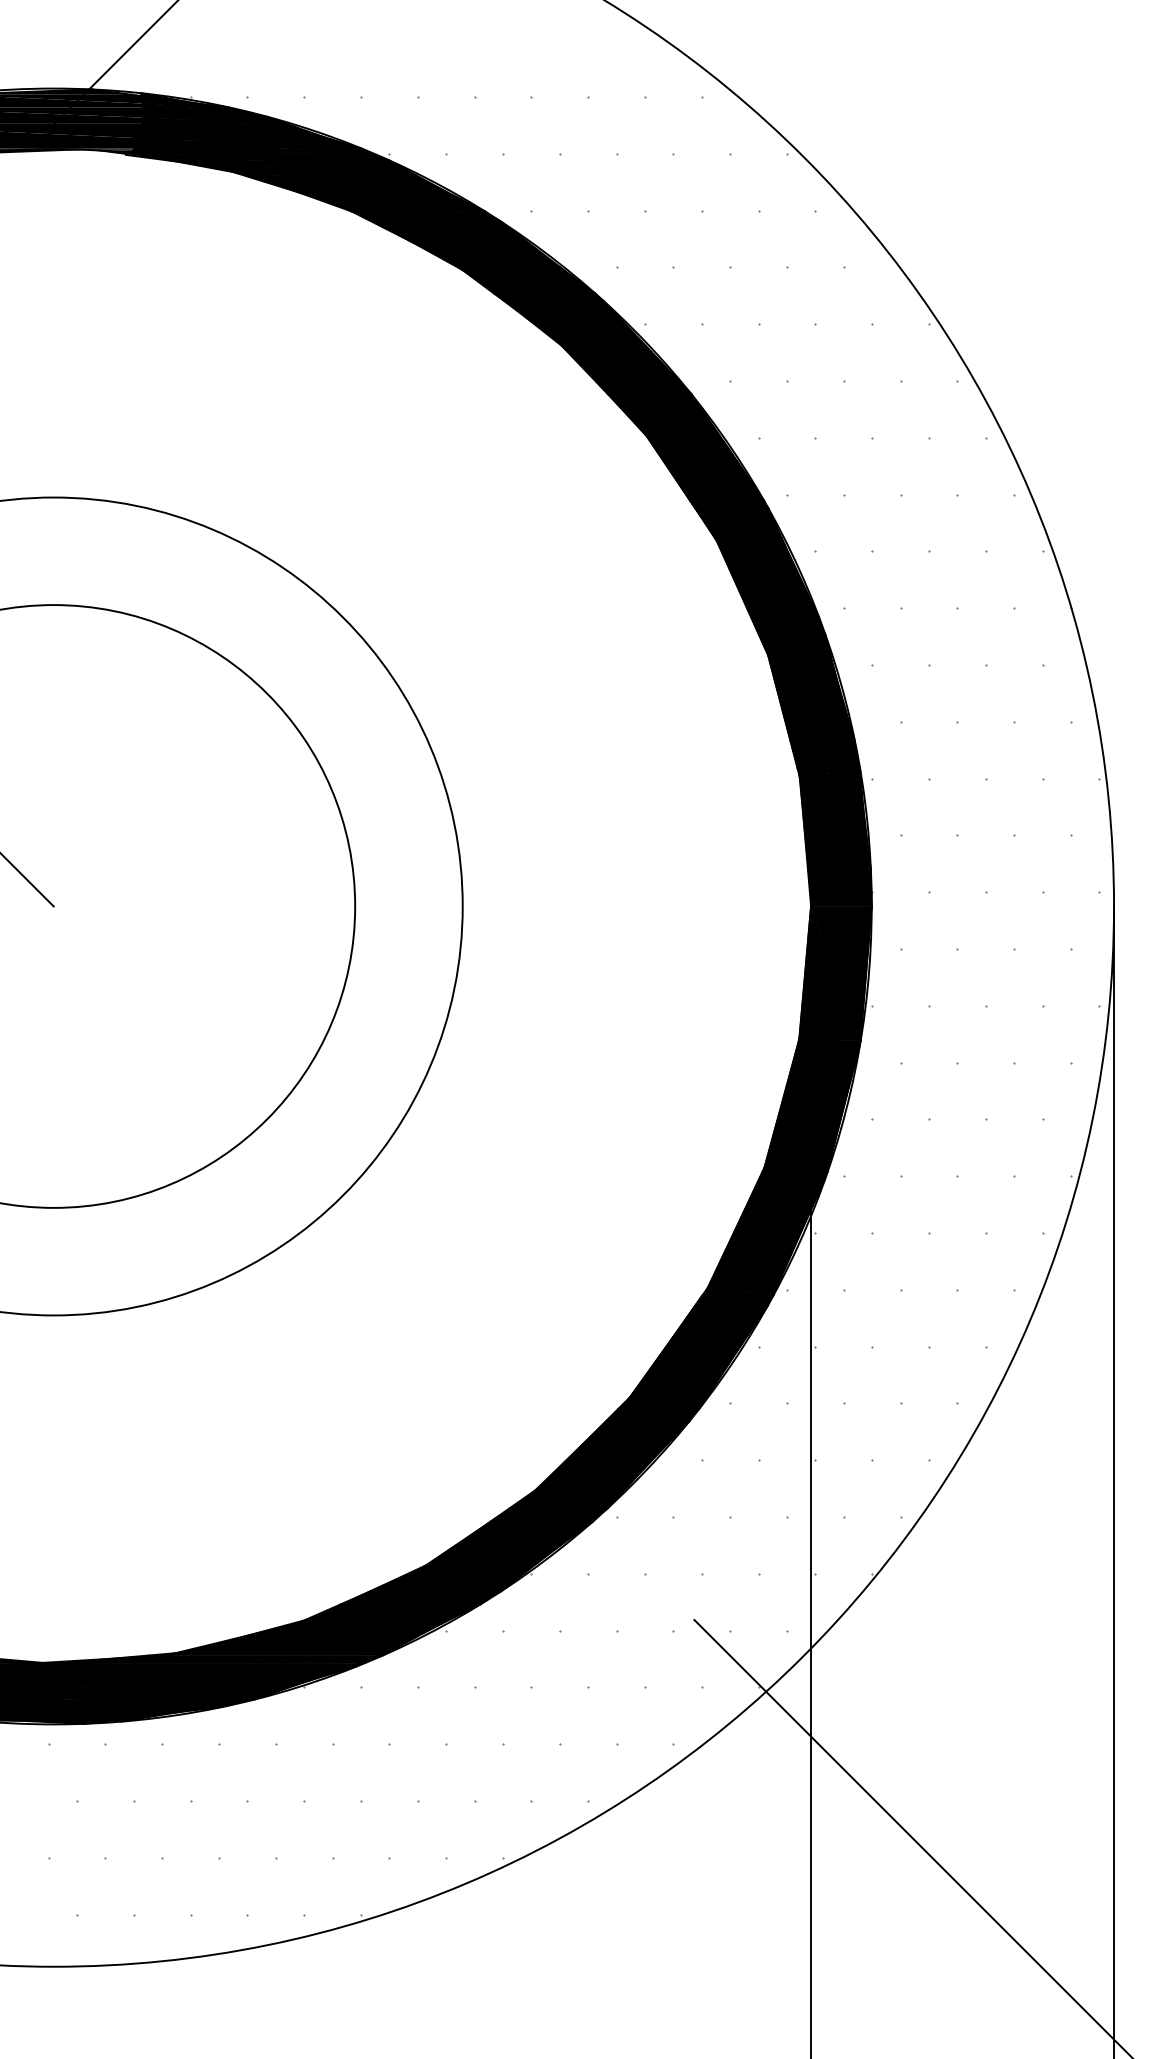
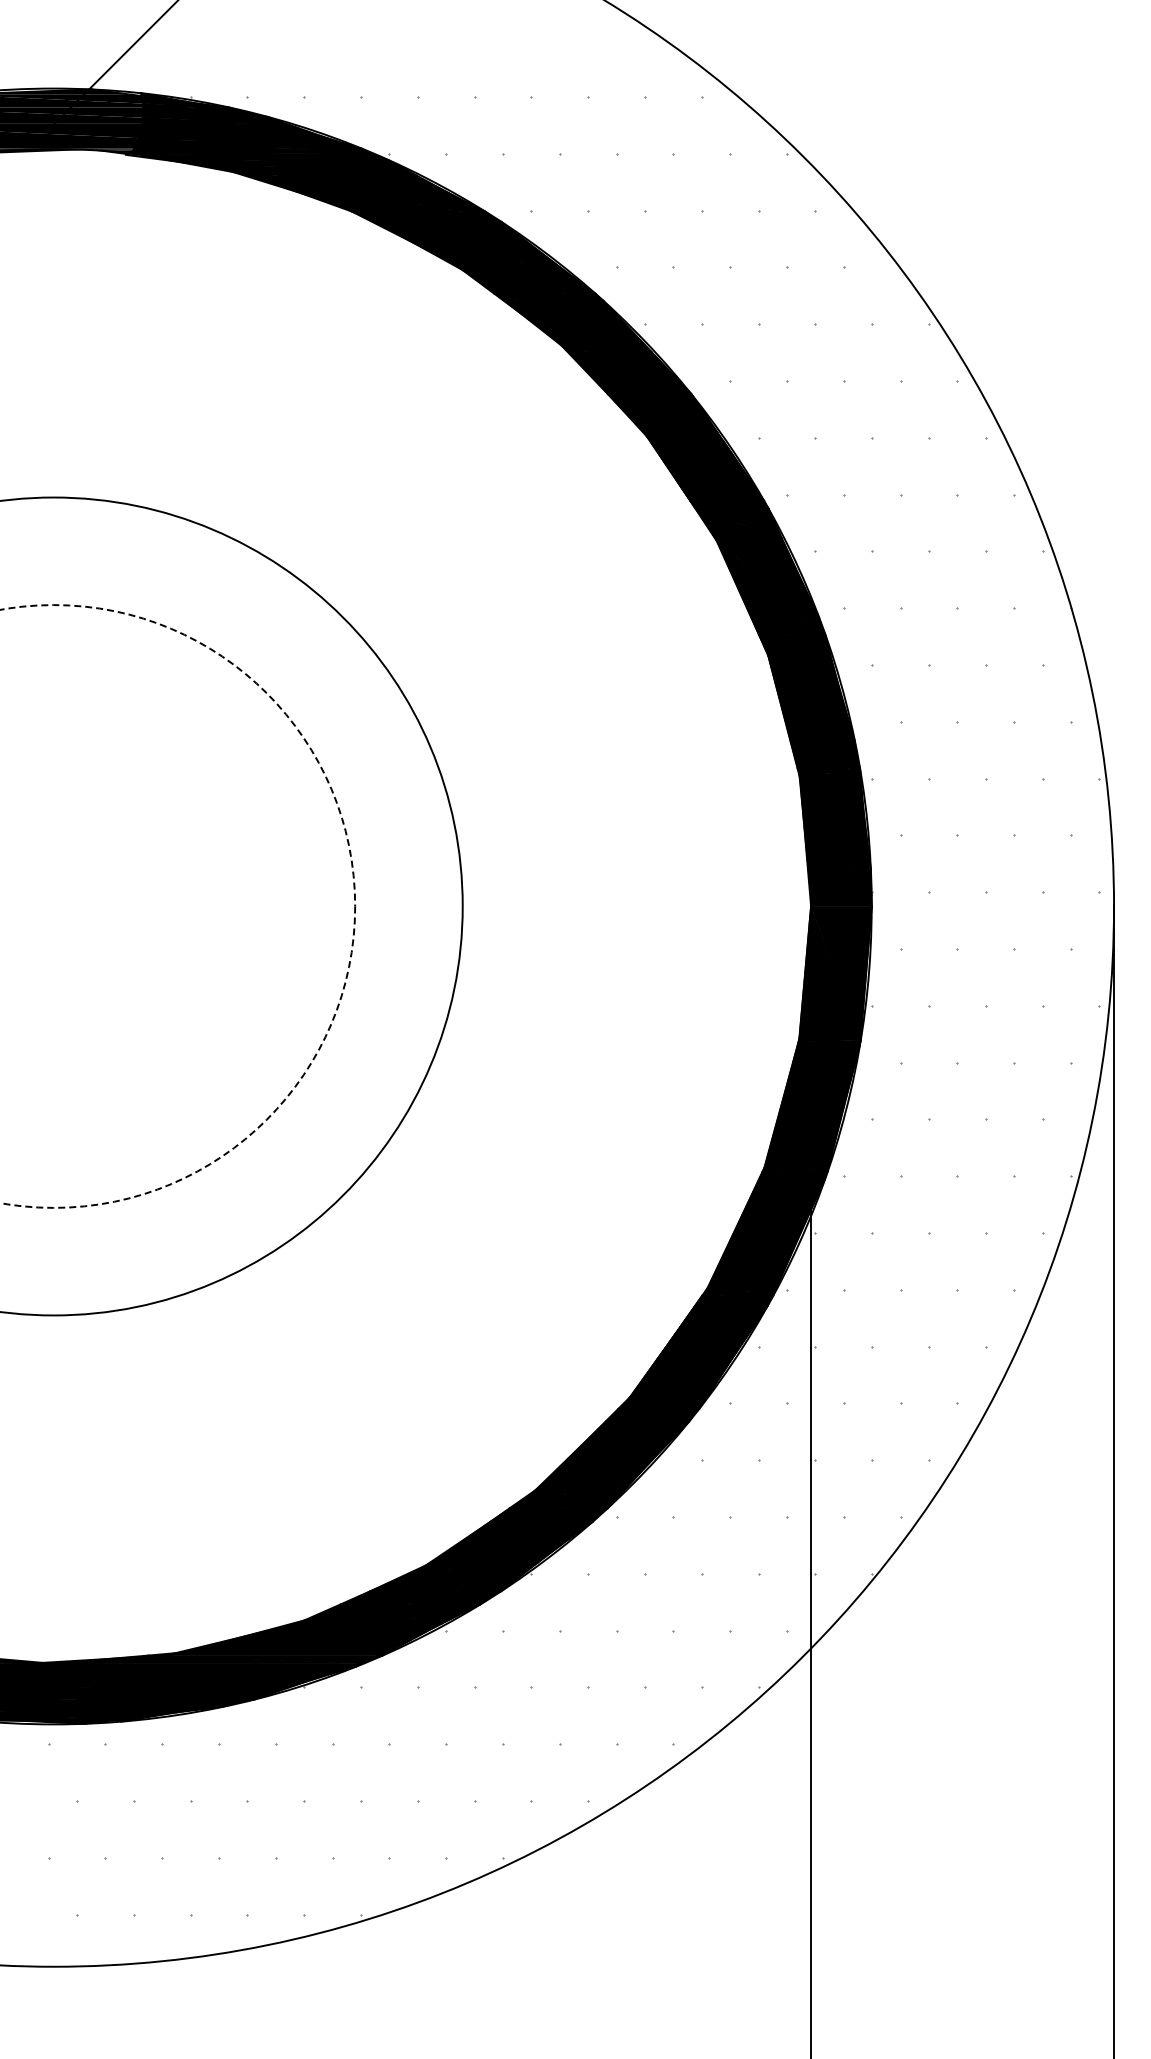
line: present -> none (27, 880)
circle: solid -> dashed (177, 906)
line: present -> none (912, 1837)
